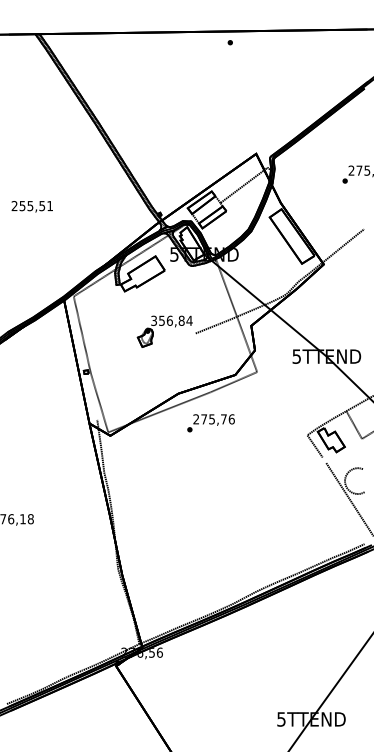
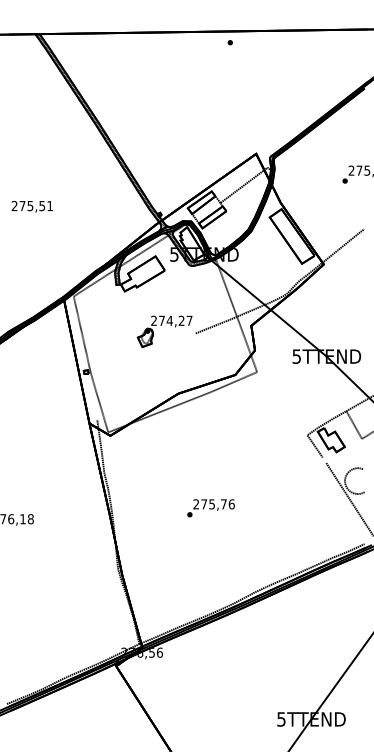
text: 255,51 -> 275,51 (22, 206)
text: 356,84 -> 274,27 (171, 320)
text position: (210, 423) -> (210, 508) (210, 508)
